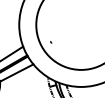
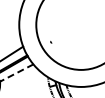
line: solid -> dashed (16, 72)
